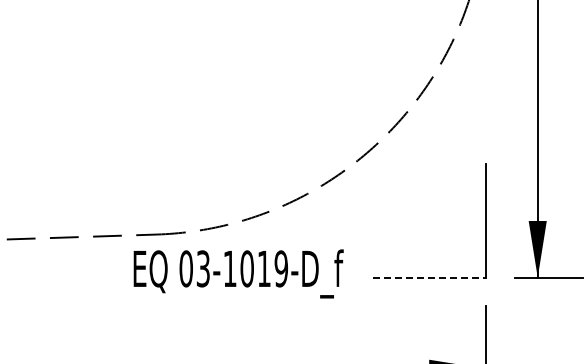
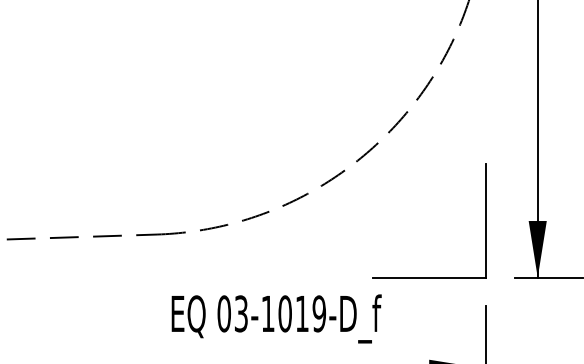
text position: (238, 273) -> (276, 318) (276, 318)
line: dashed -> solid (429, 277)
